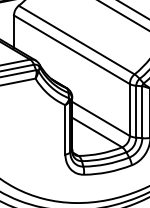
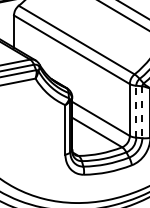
line: solid -> dashed (136, 111)
line: solid -> dashed (142, 112)
